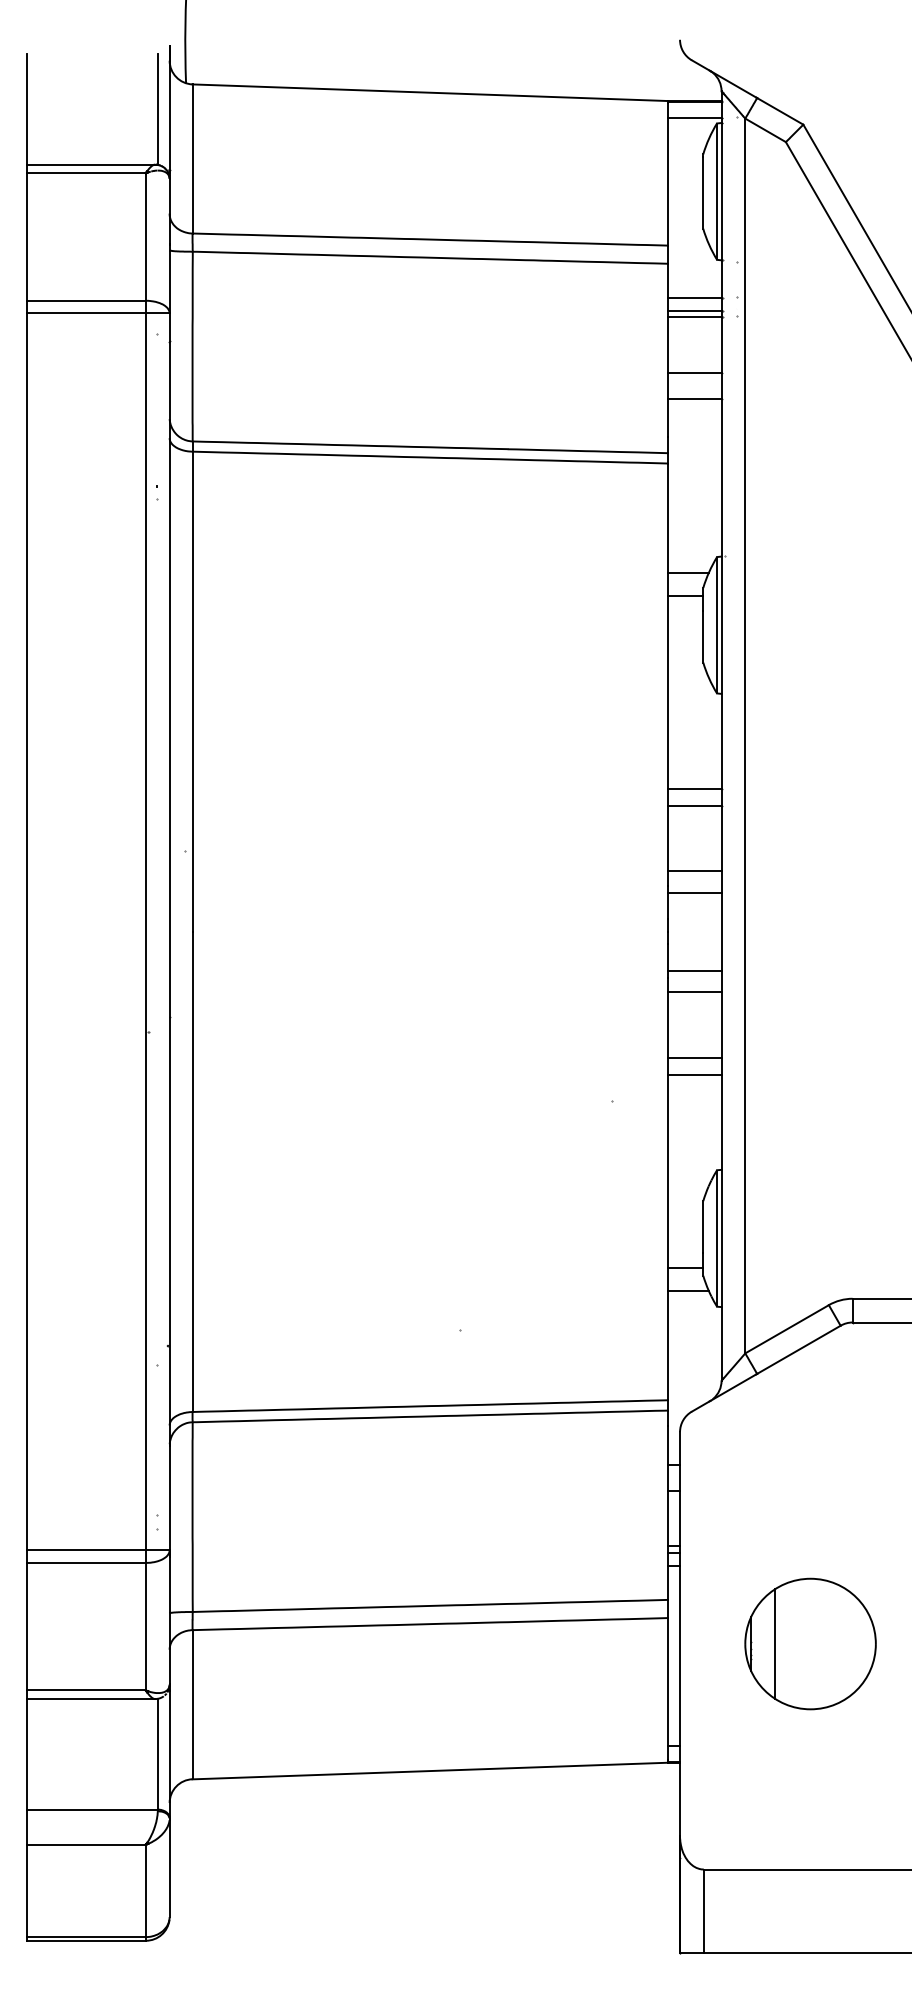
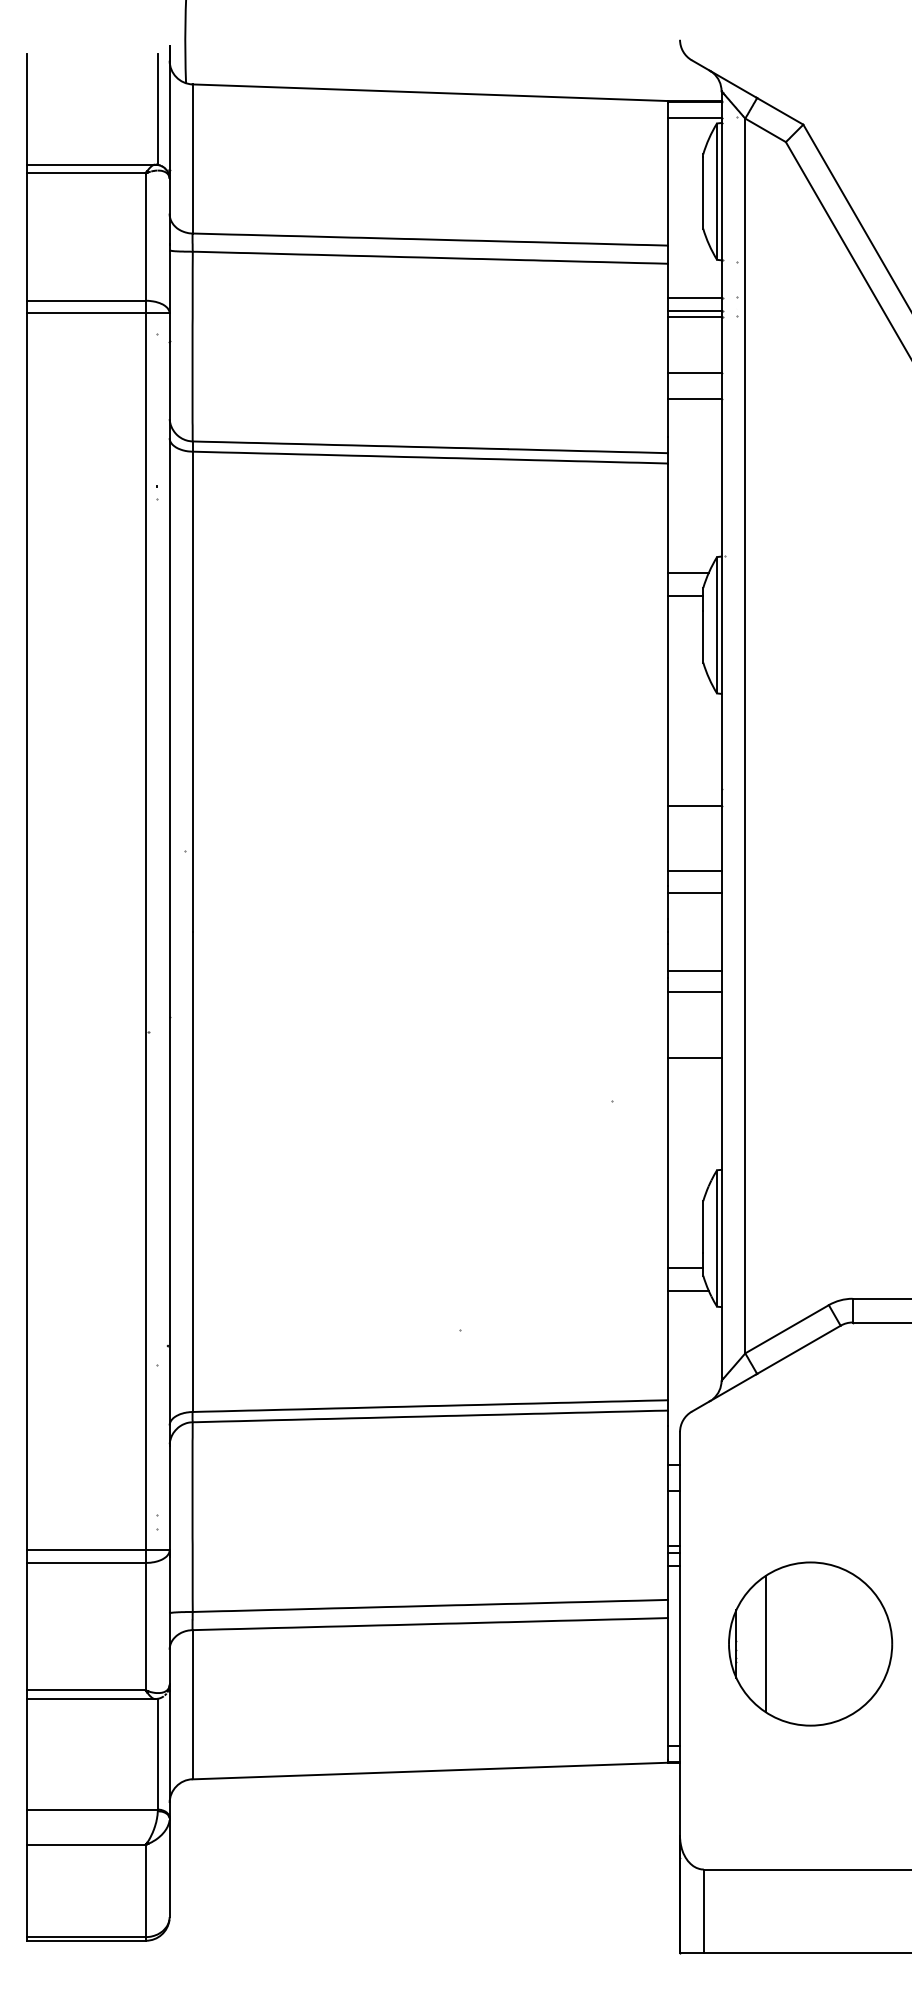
line: present -> none (694, 788)
line: present -> none (694, 1074)
part size: 133x134 px -> 166x166 px (810, 1643)
